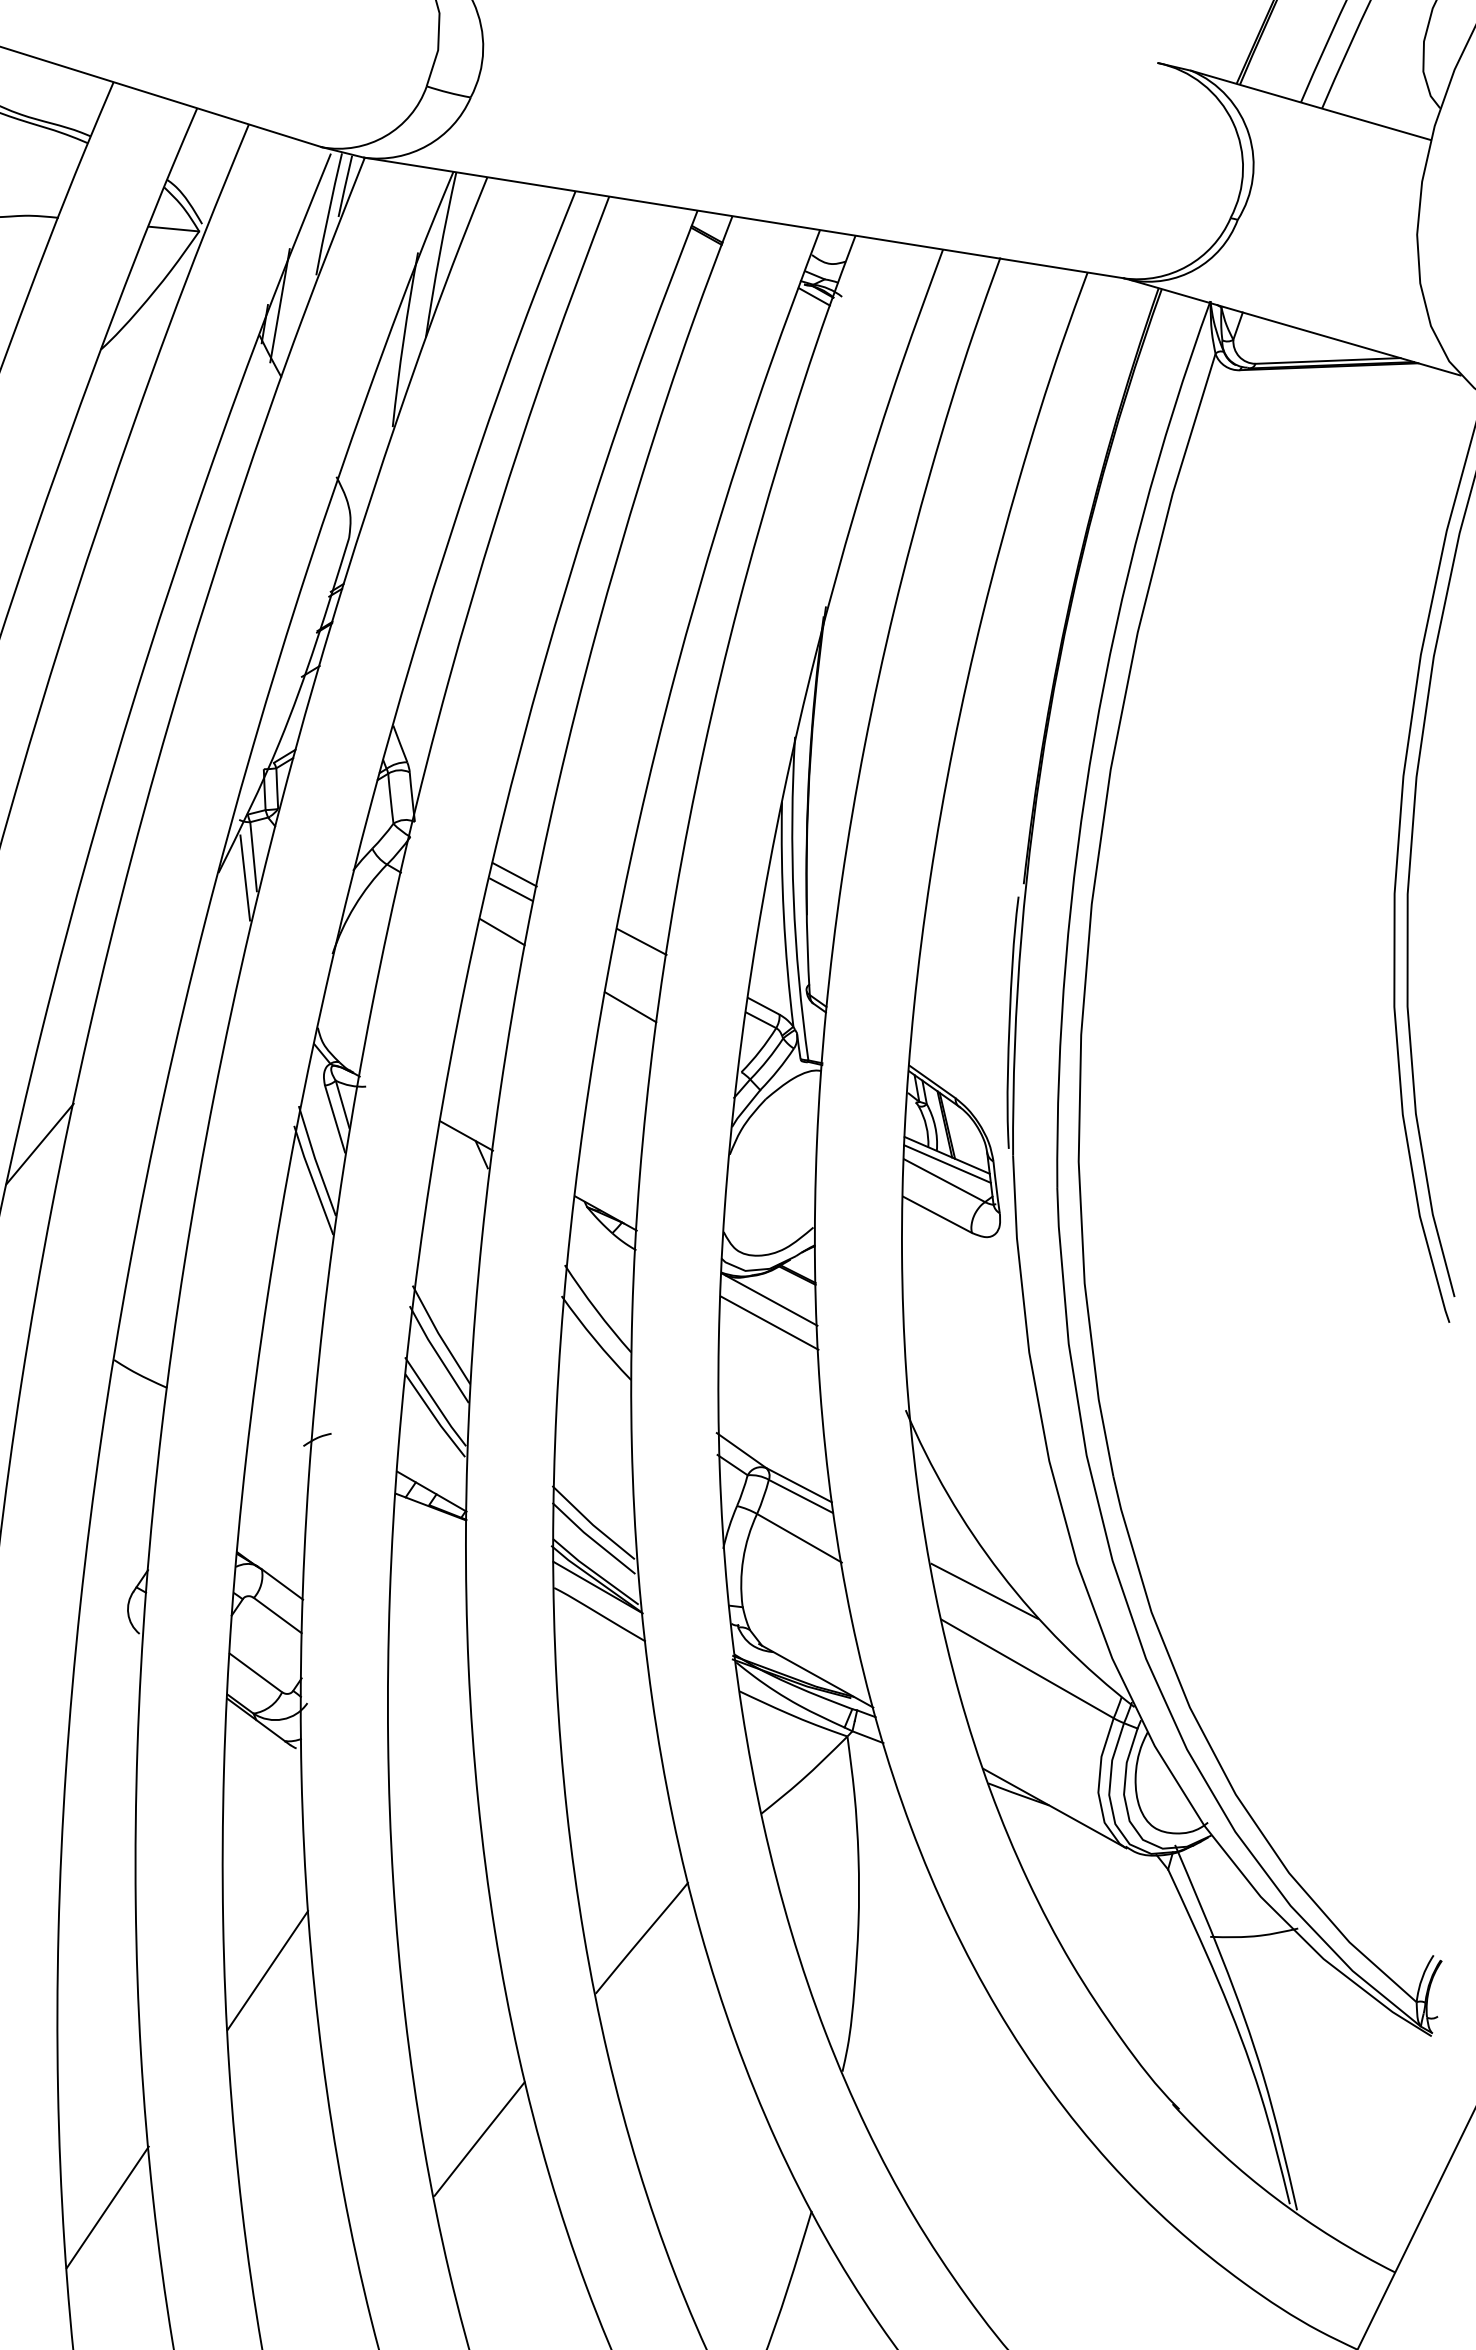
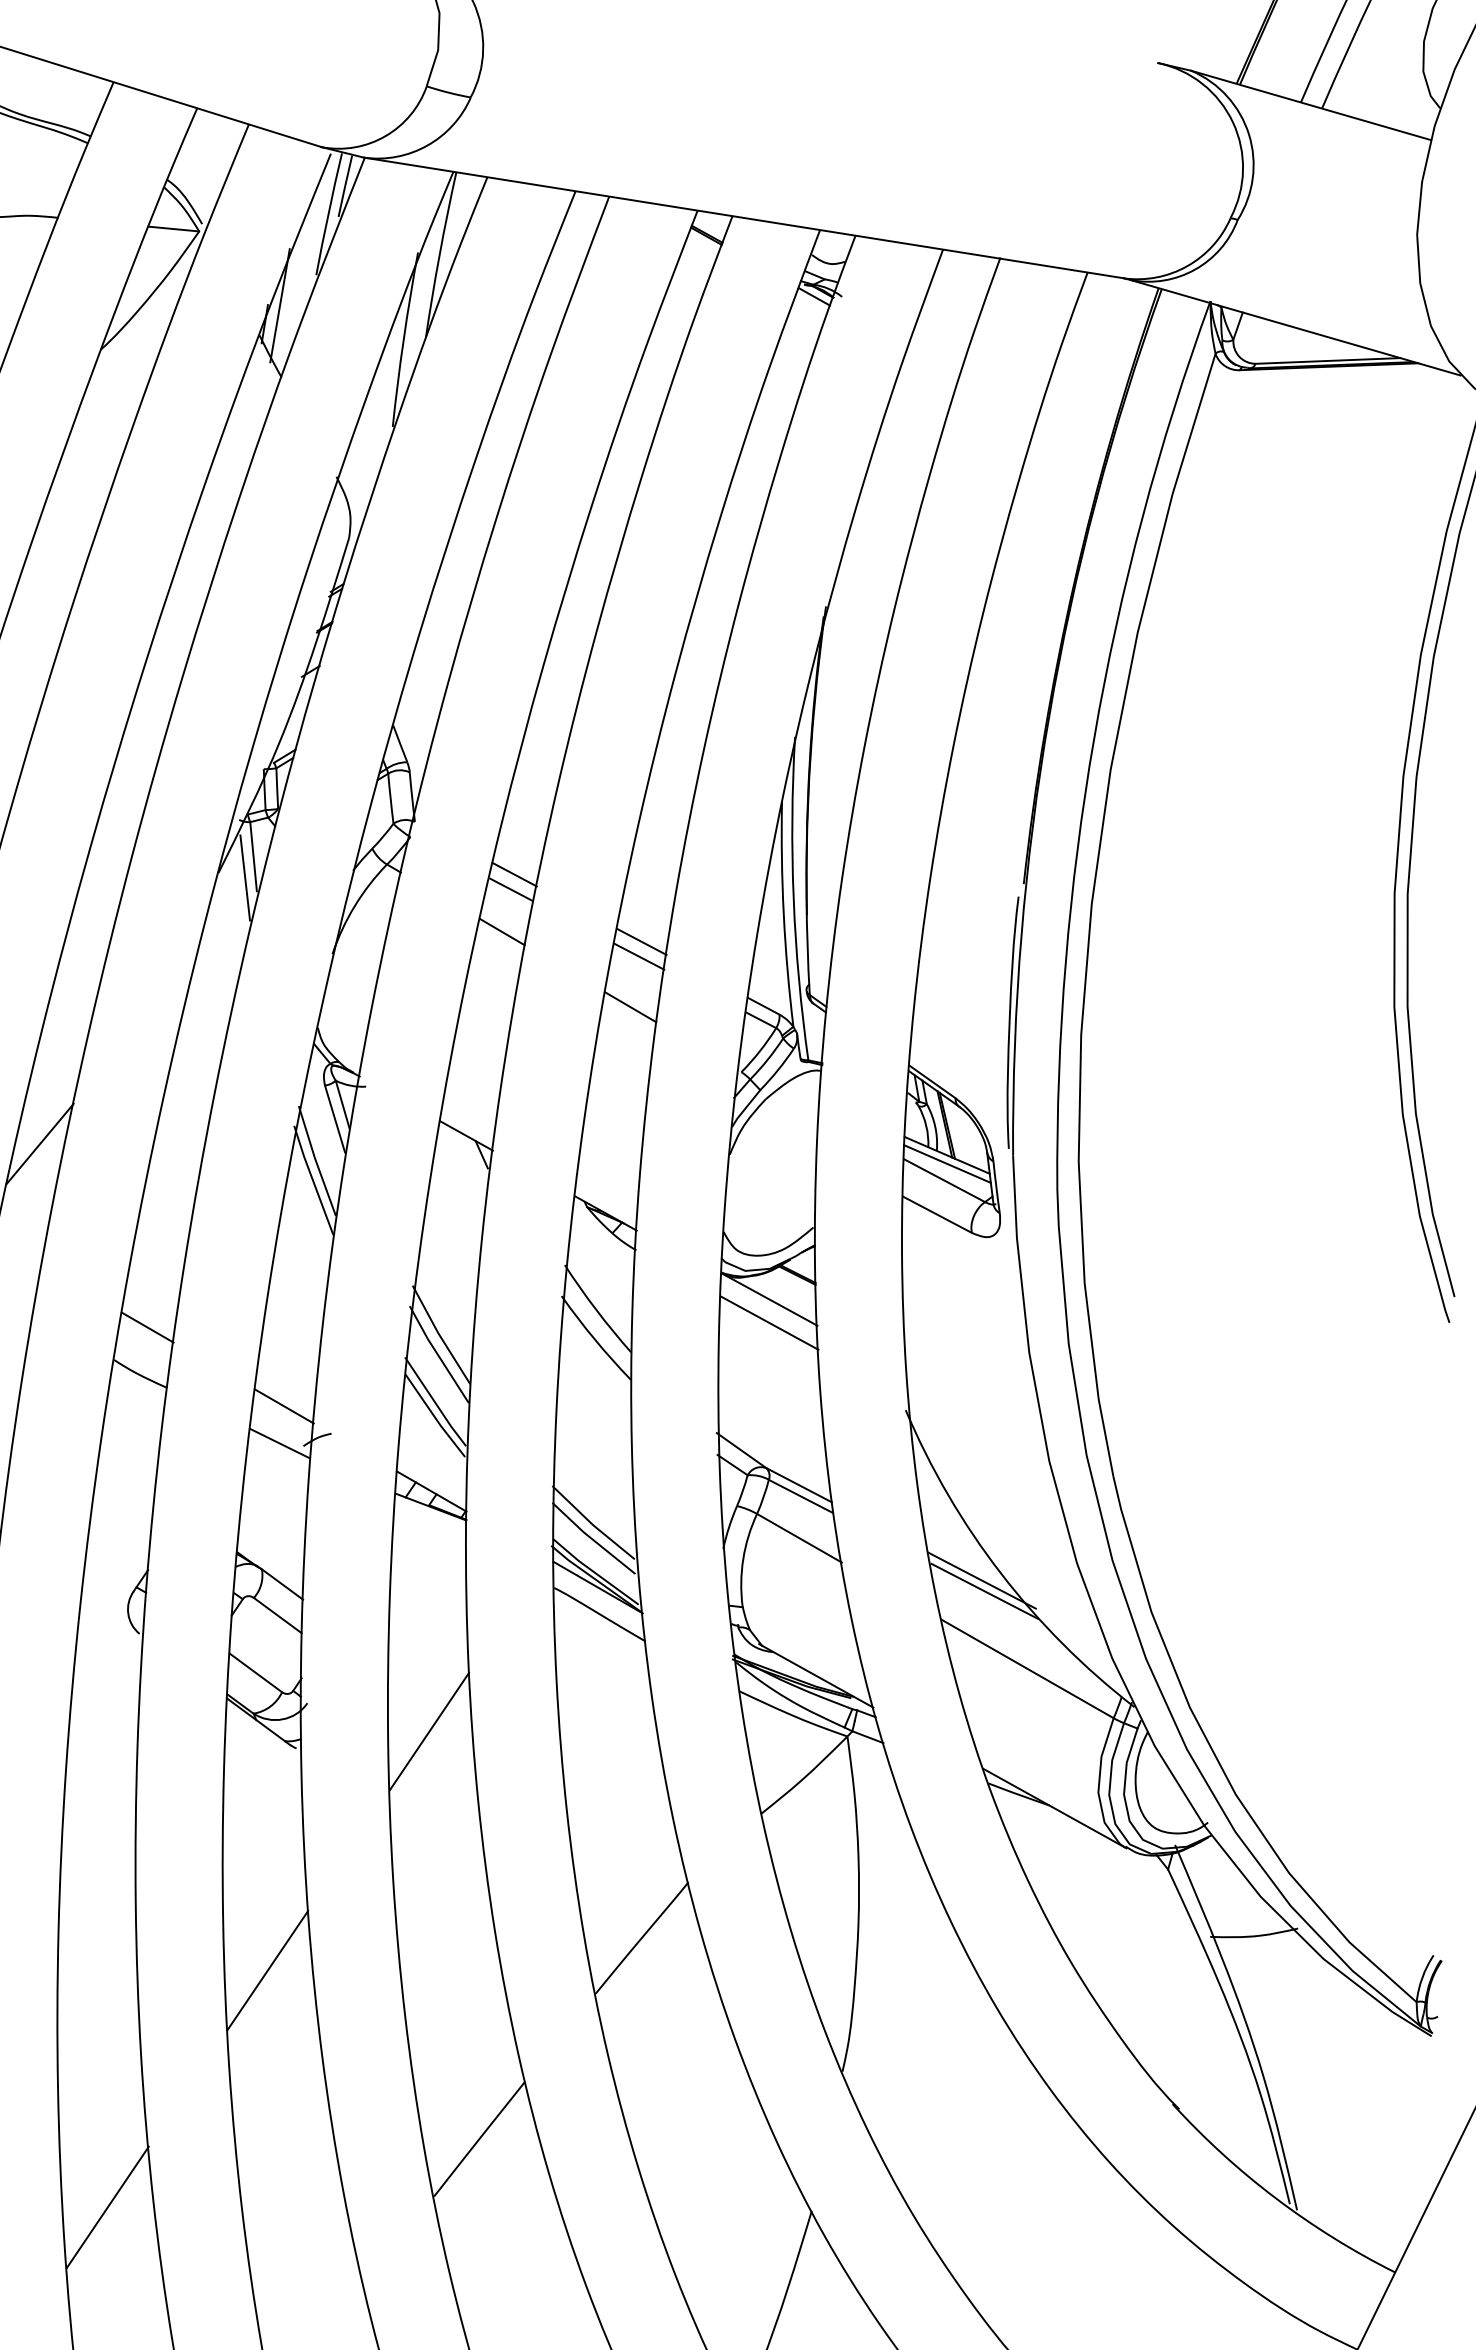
line: none -> present (639, 956)
line: none -> present (147, 1327)
line: none -> present (284, 1406)
line: none -> present (279, 1442)
line: none -> present (981, 1580)
line: none -> present (429, 1731)
